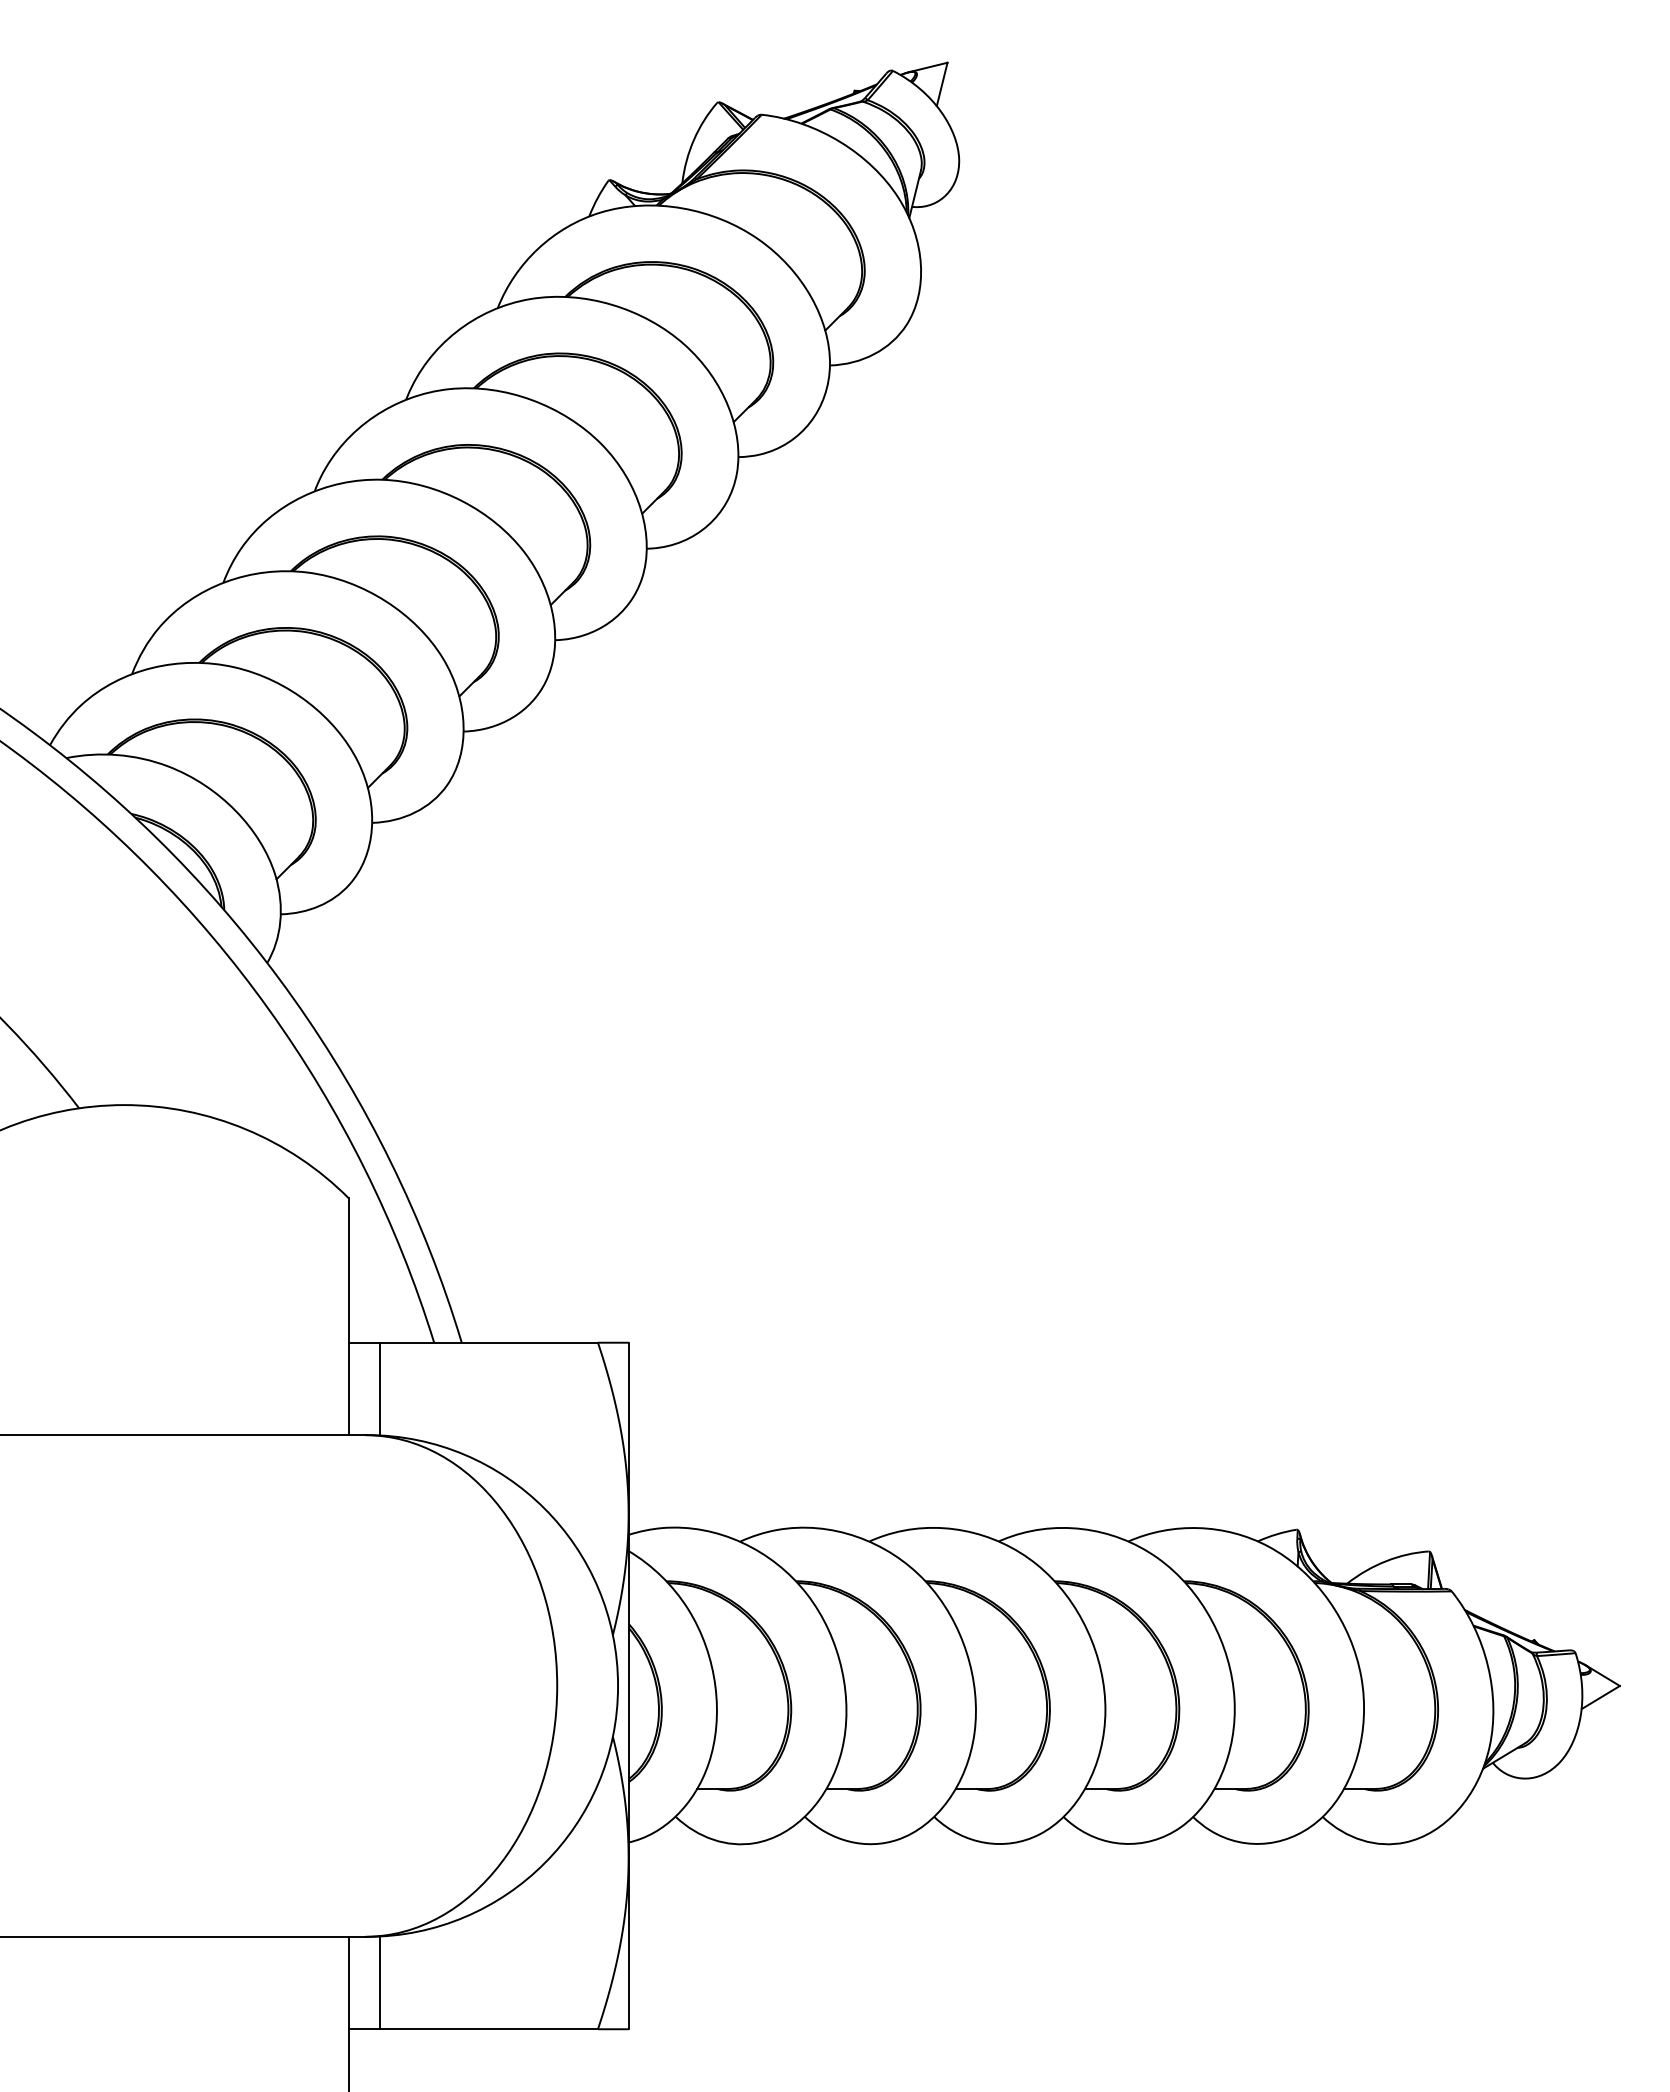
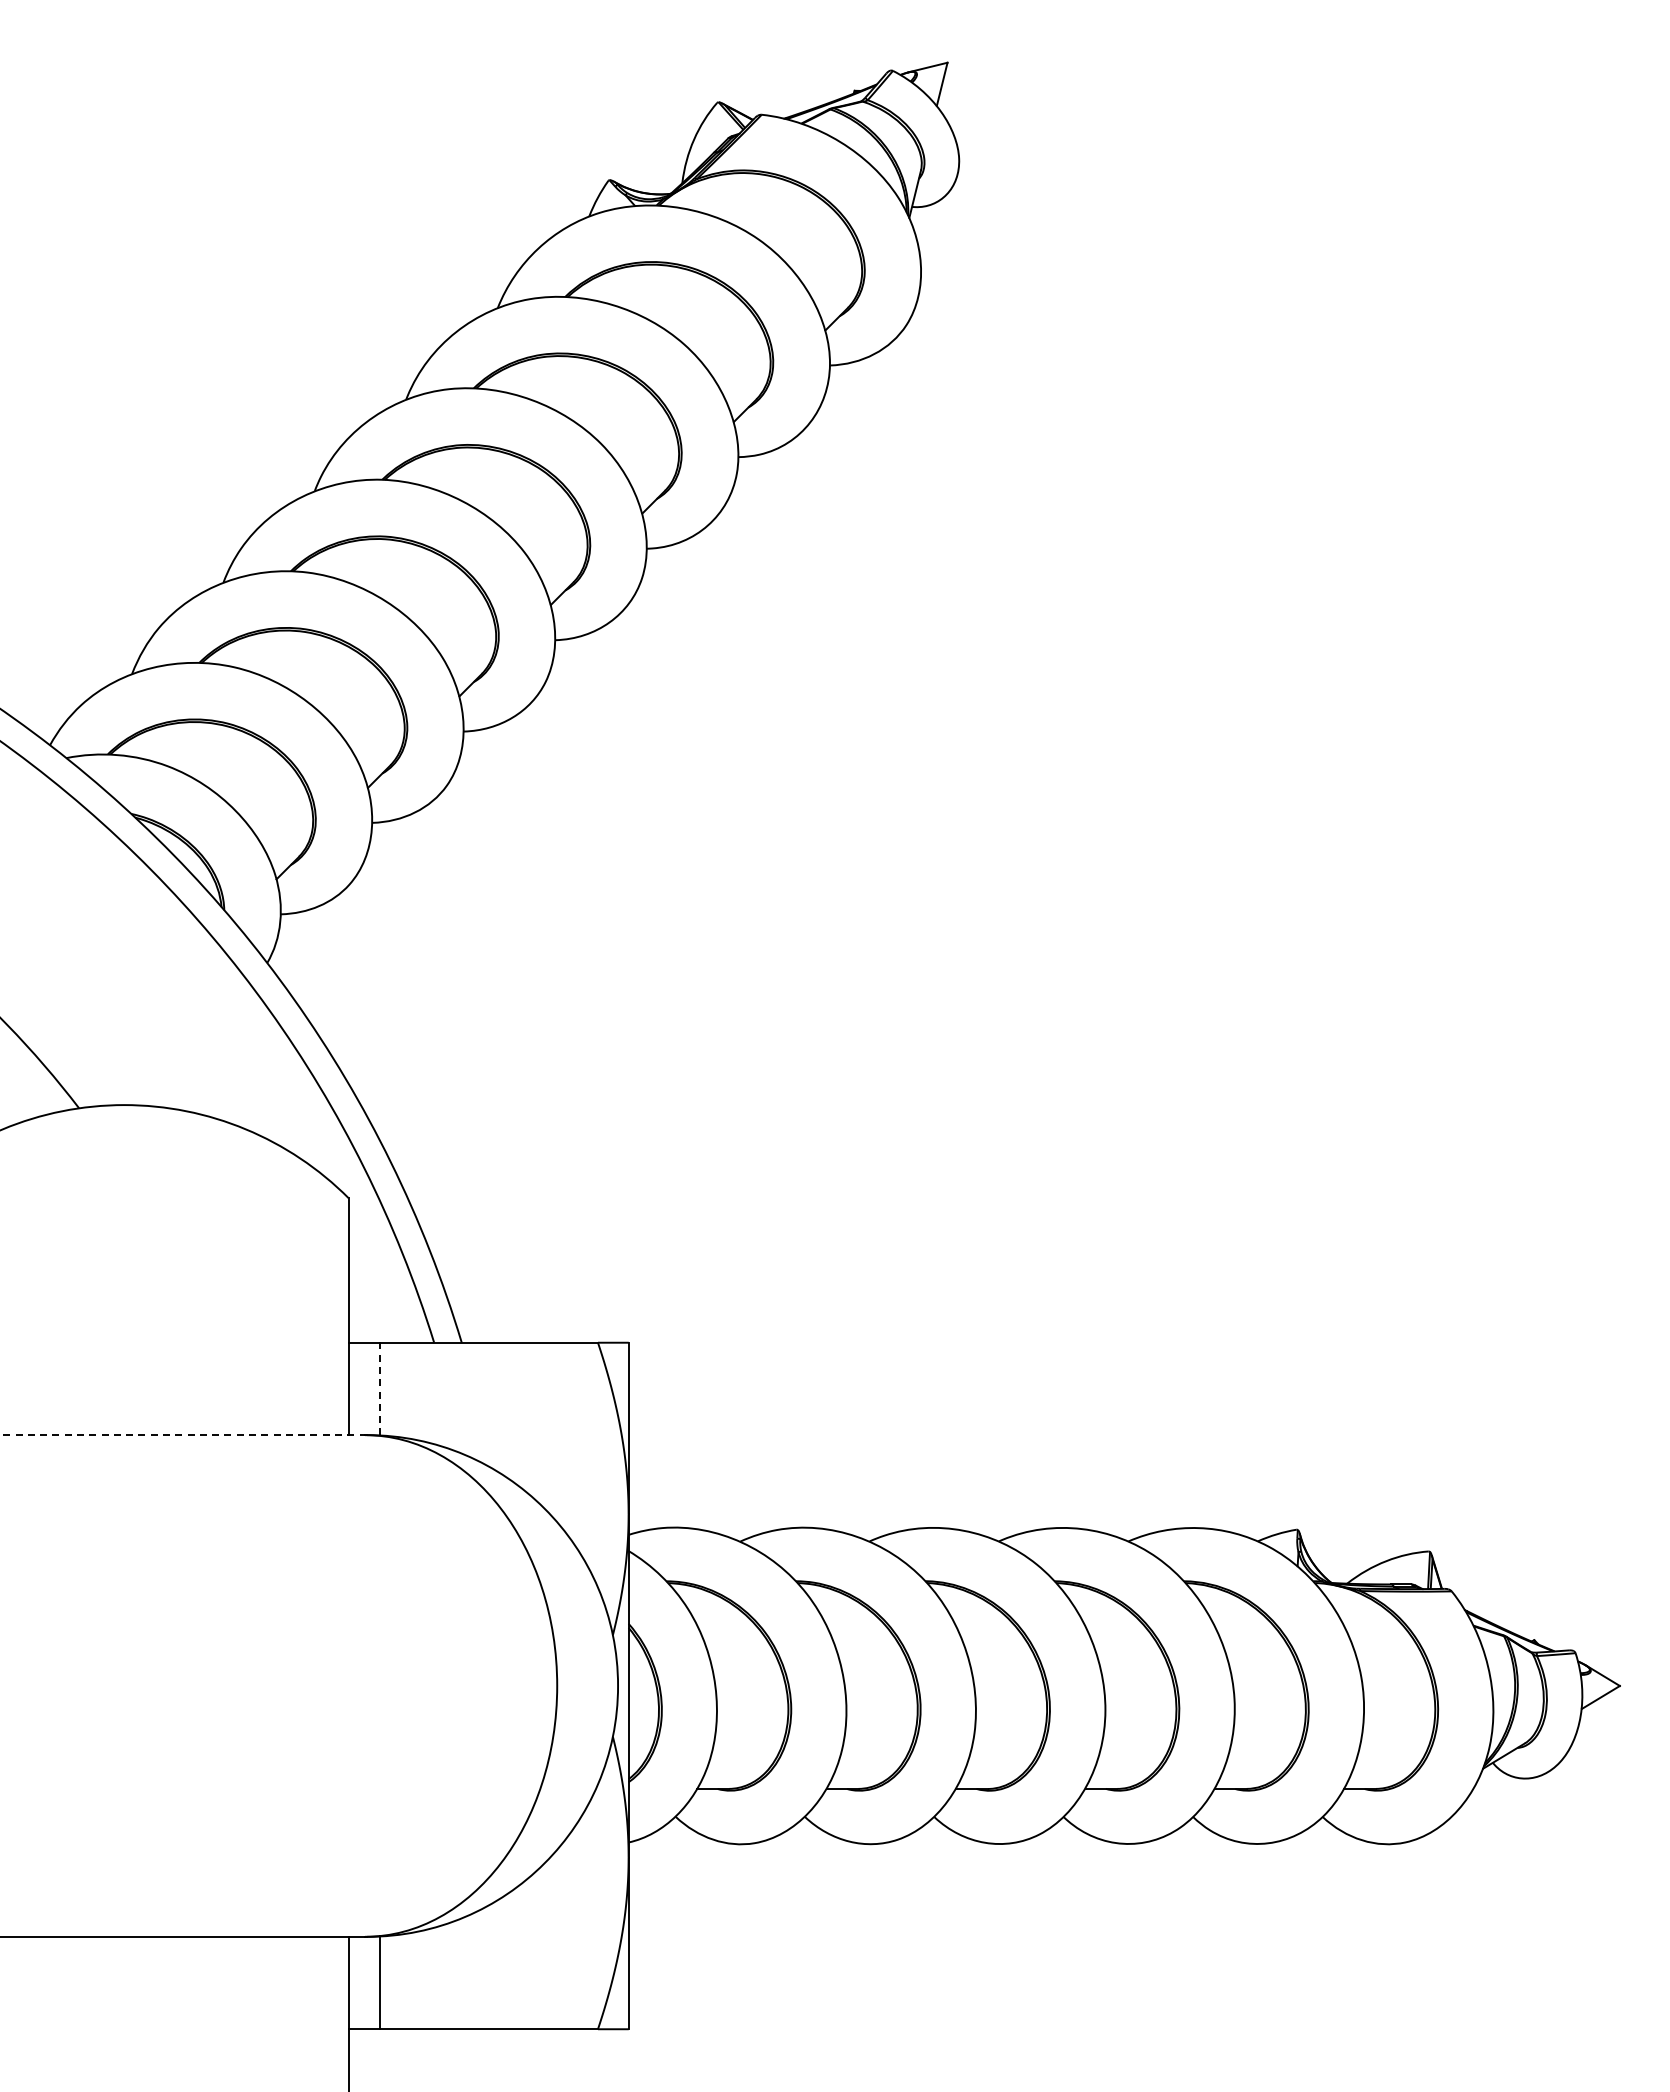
line: solid -> dashed (380, 1388)
line: solid -> dashed (183, 1435)
